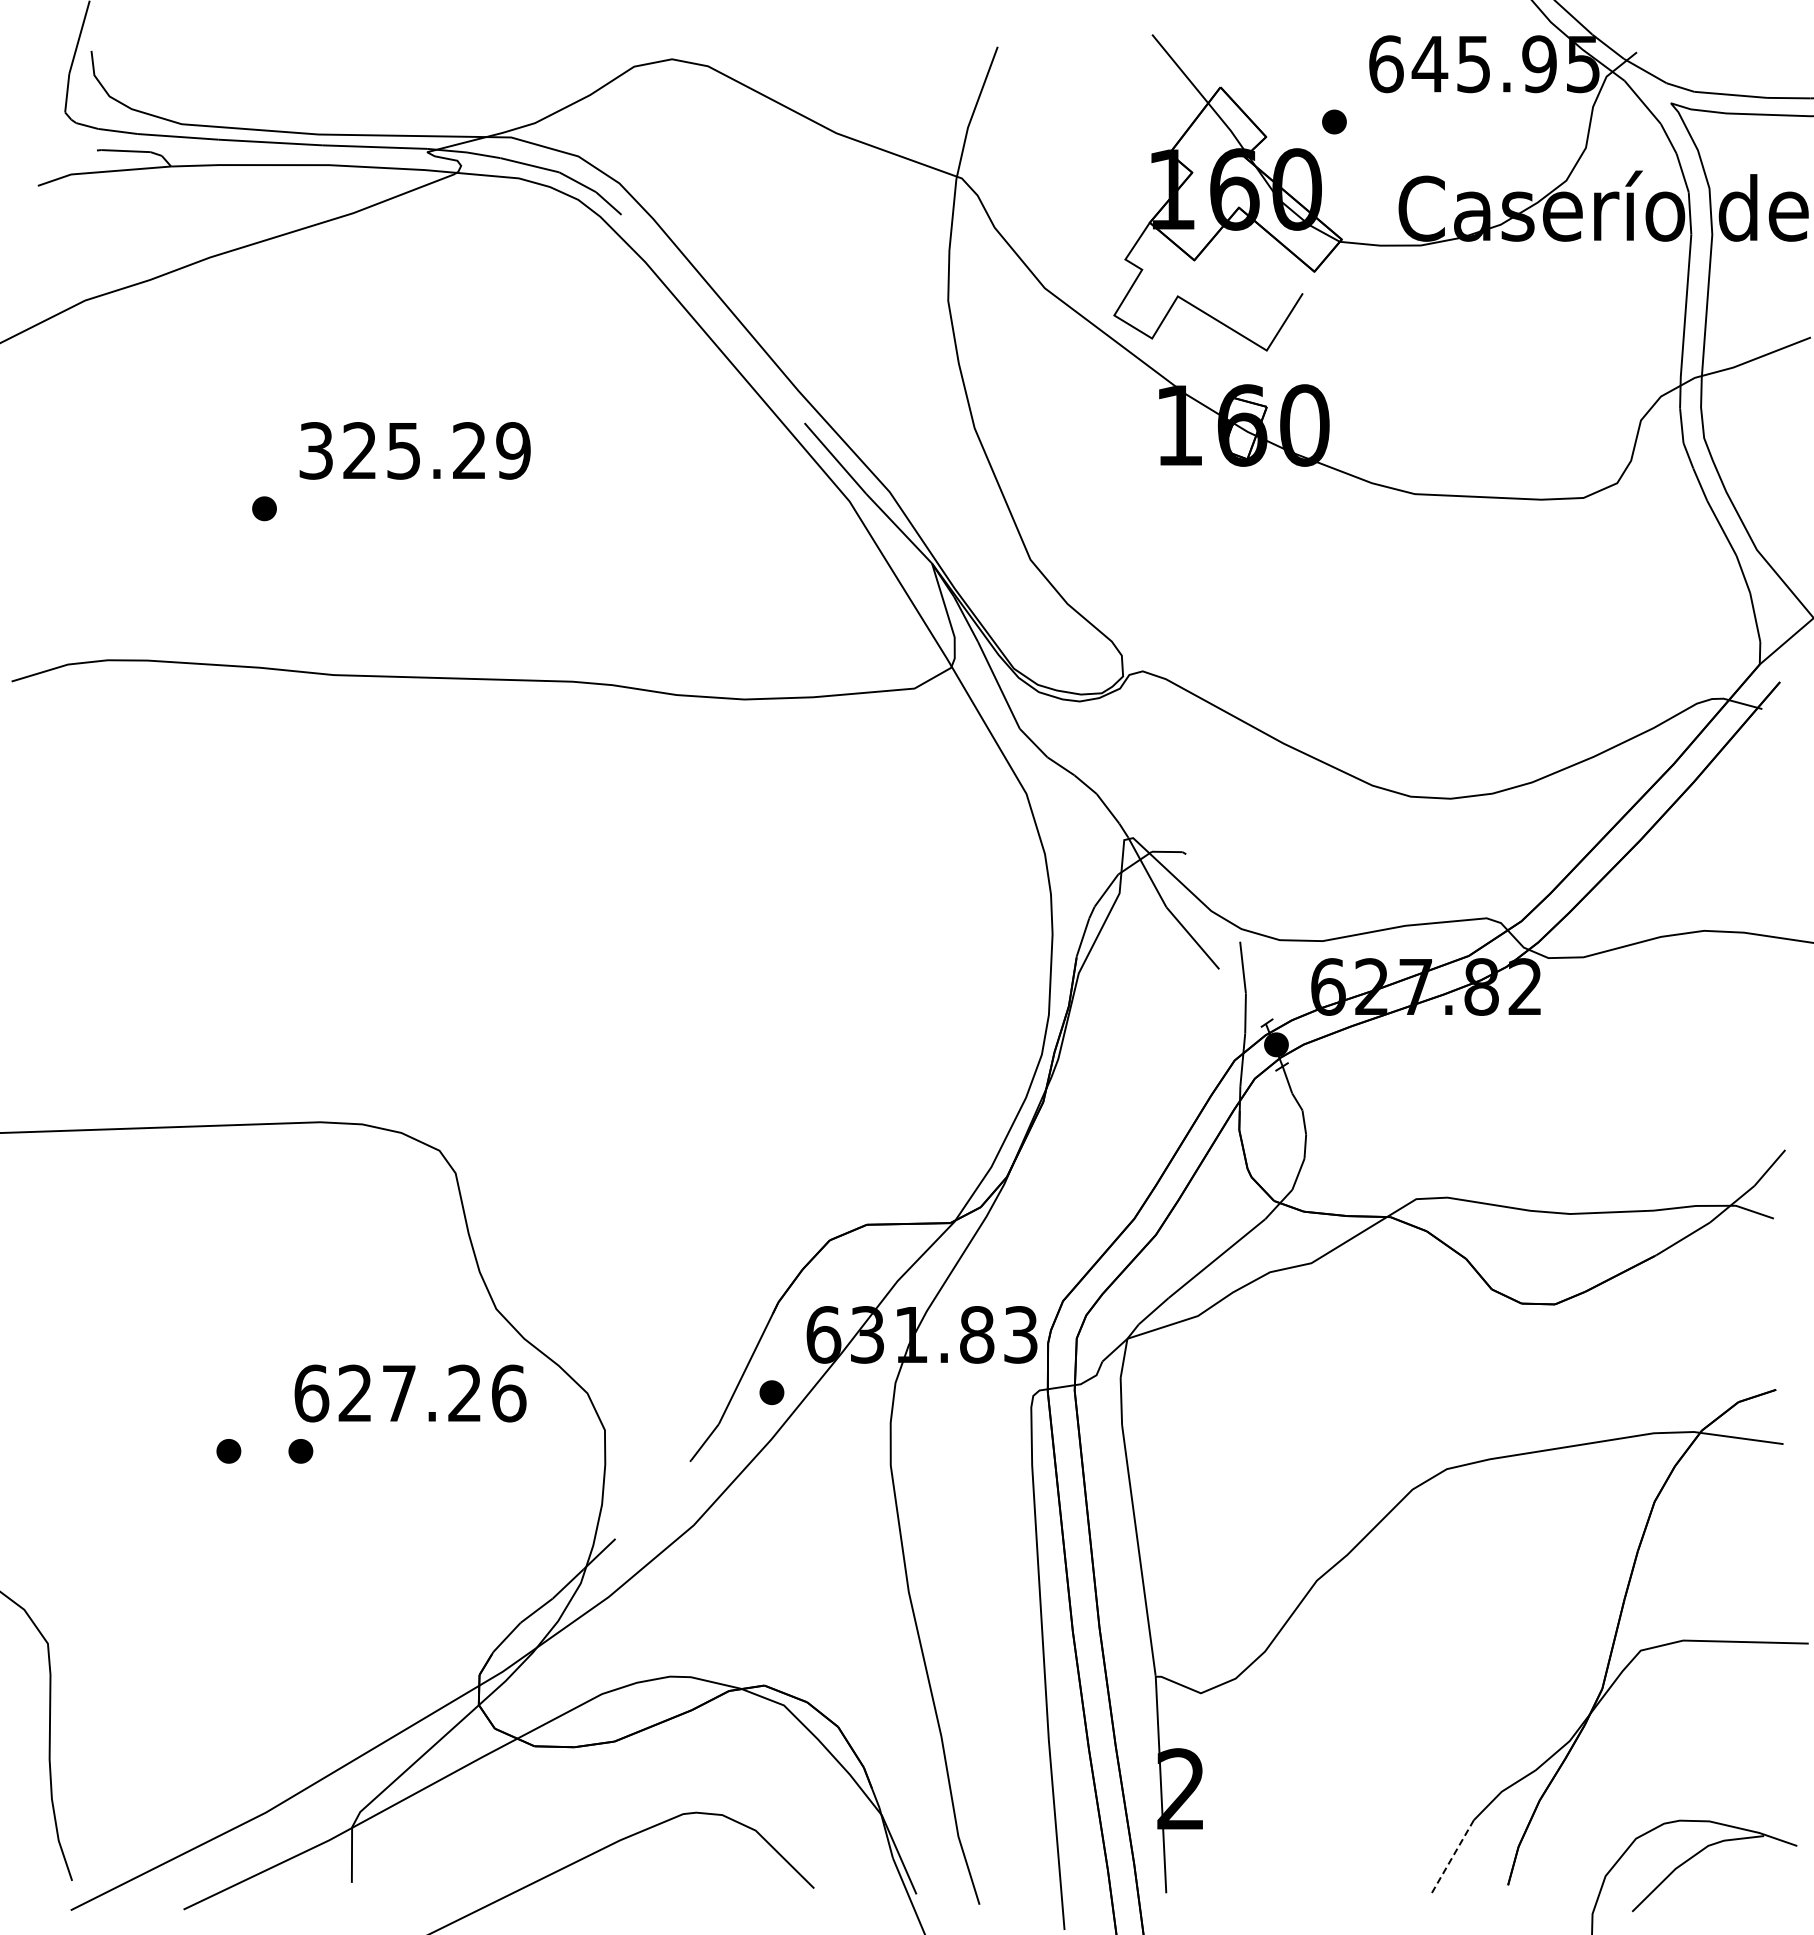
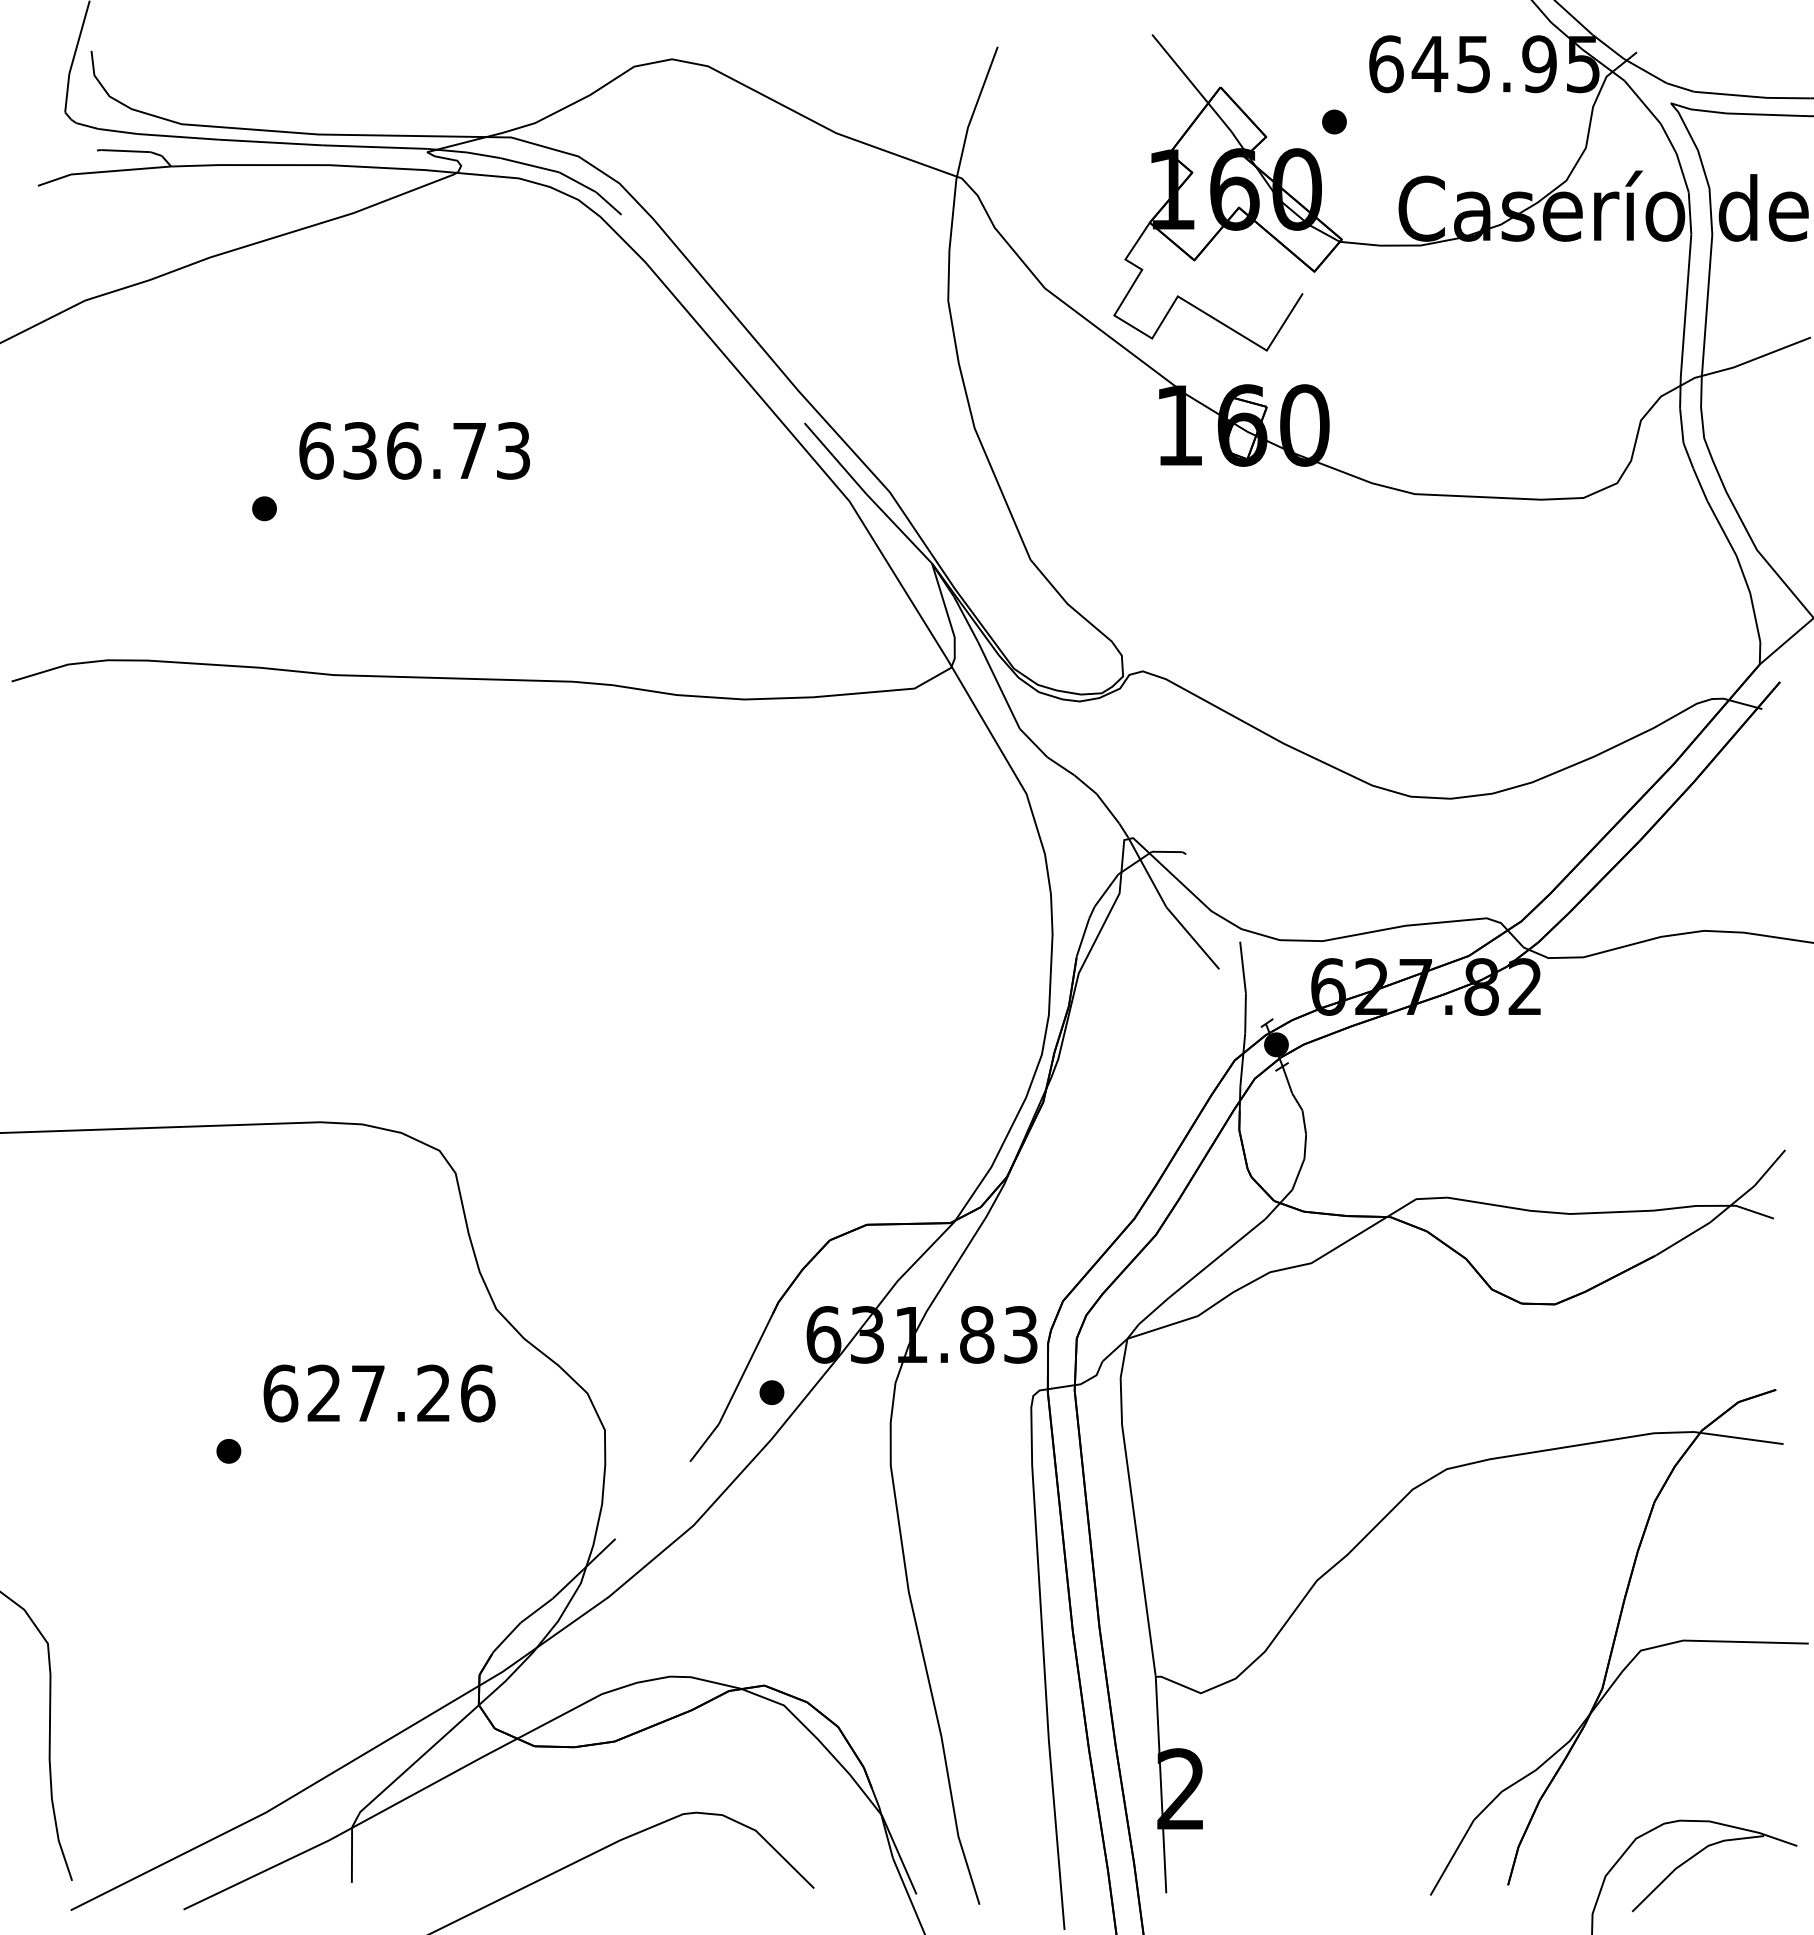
text: 325.29 -> 636.73 (414, 450)
text position: (410, 1393) -> (379, 1393) (379, 1393)
part: present -> none (300, 1451)
line: dashed -> solid (1451, 1858)
